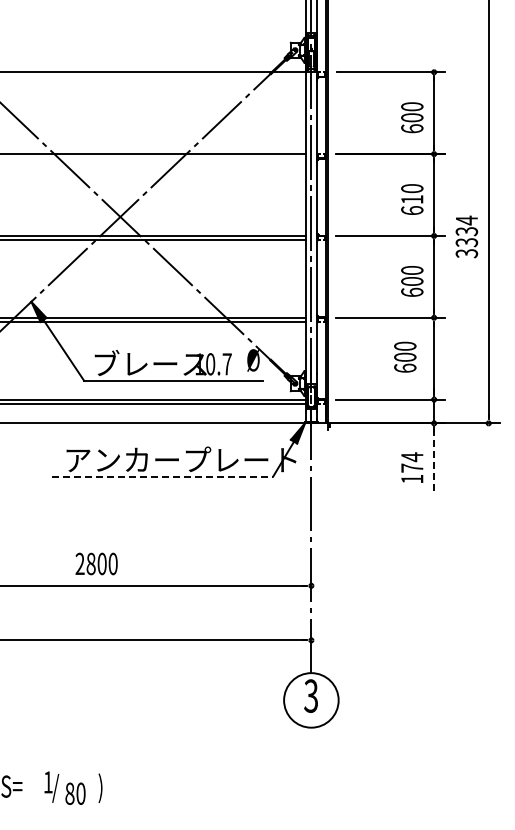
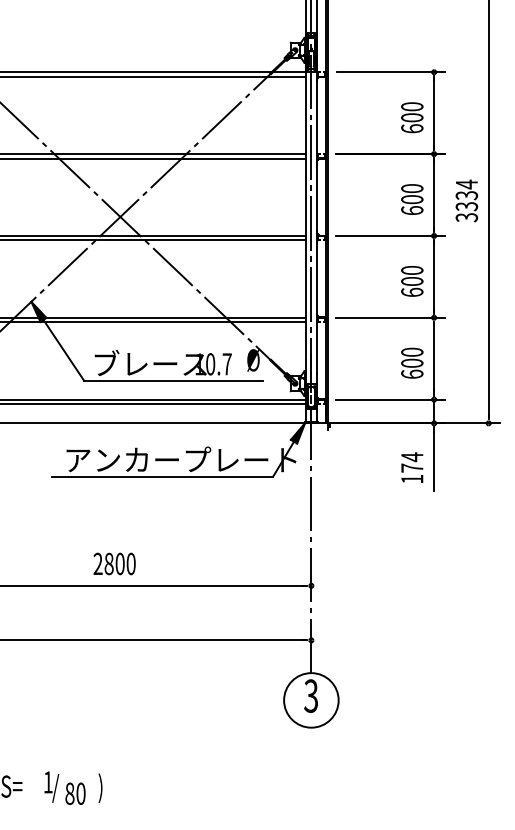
line: none -> present (153, 76)
line: none -> present (153, 158)
text: 610 -> 600 (412, 199)
text position: (466, 236) -> (466, 200) (466, 200)
text position: (405, 356) -> (412, 362) (412, 362)
line: dashed -> solid (434, 460)
line: dashed -> solid (162, 476)
text position: (96, 563) -> (114, 563) (114, 563)
